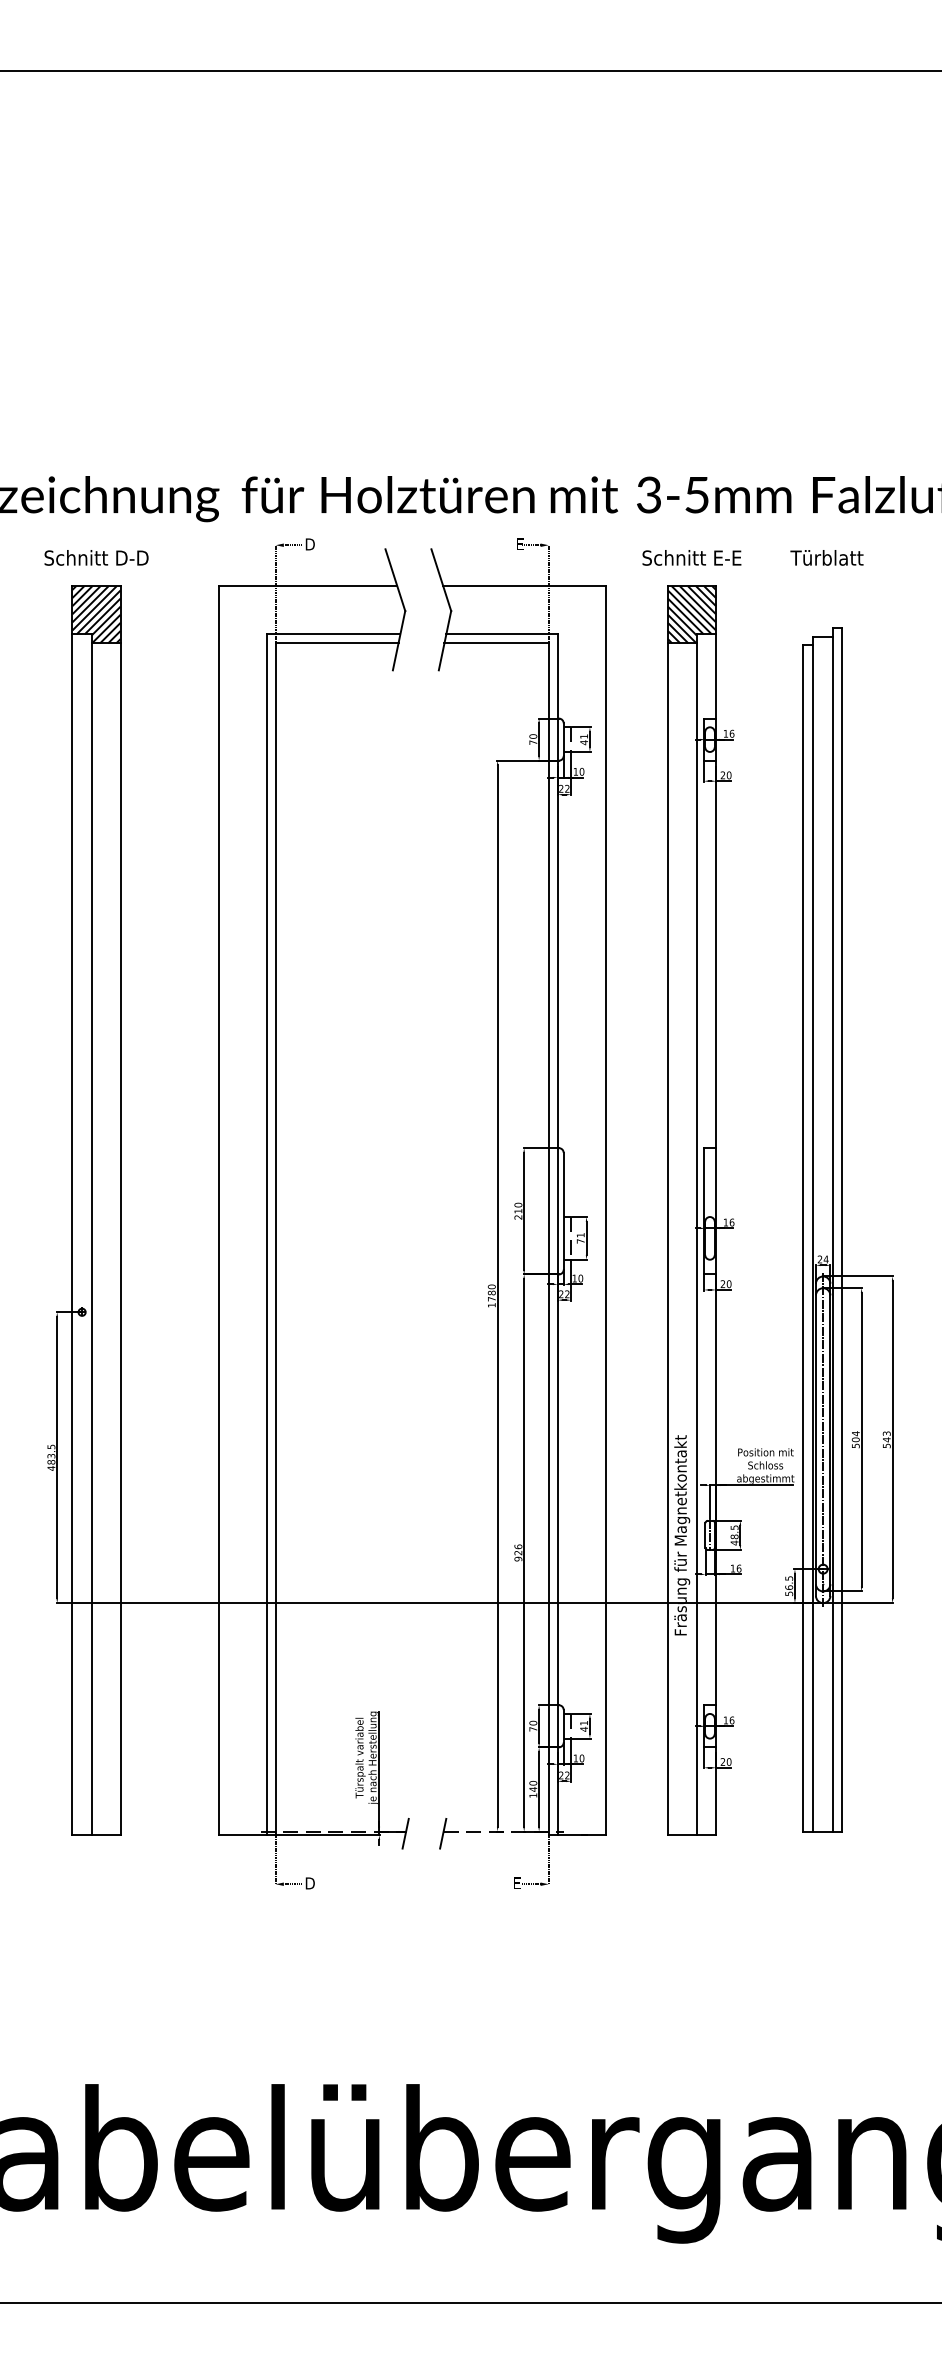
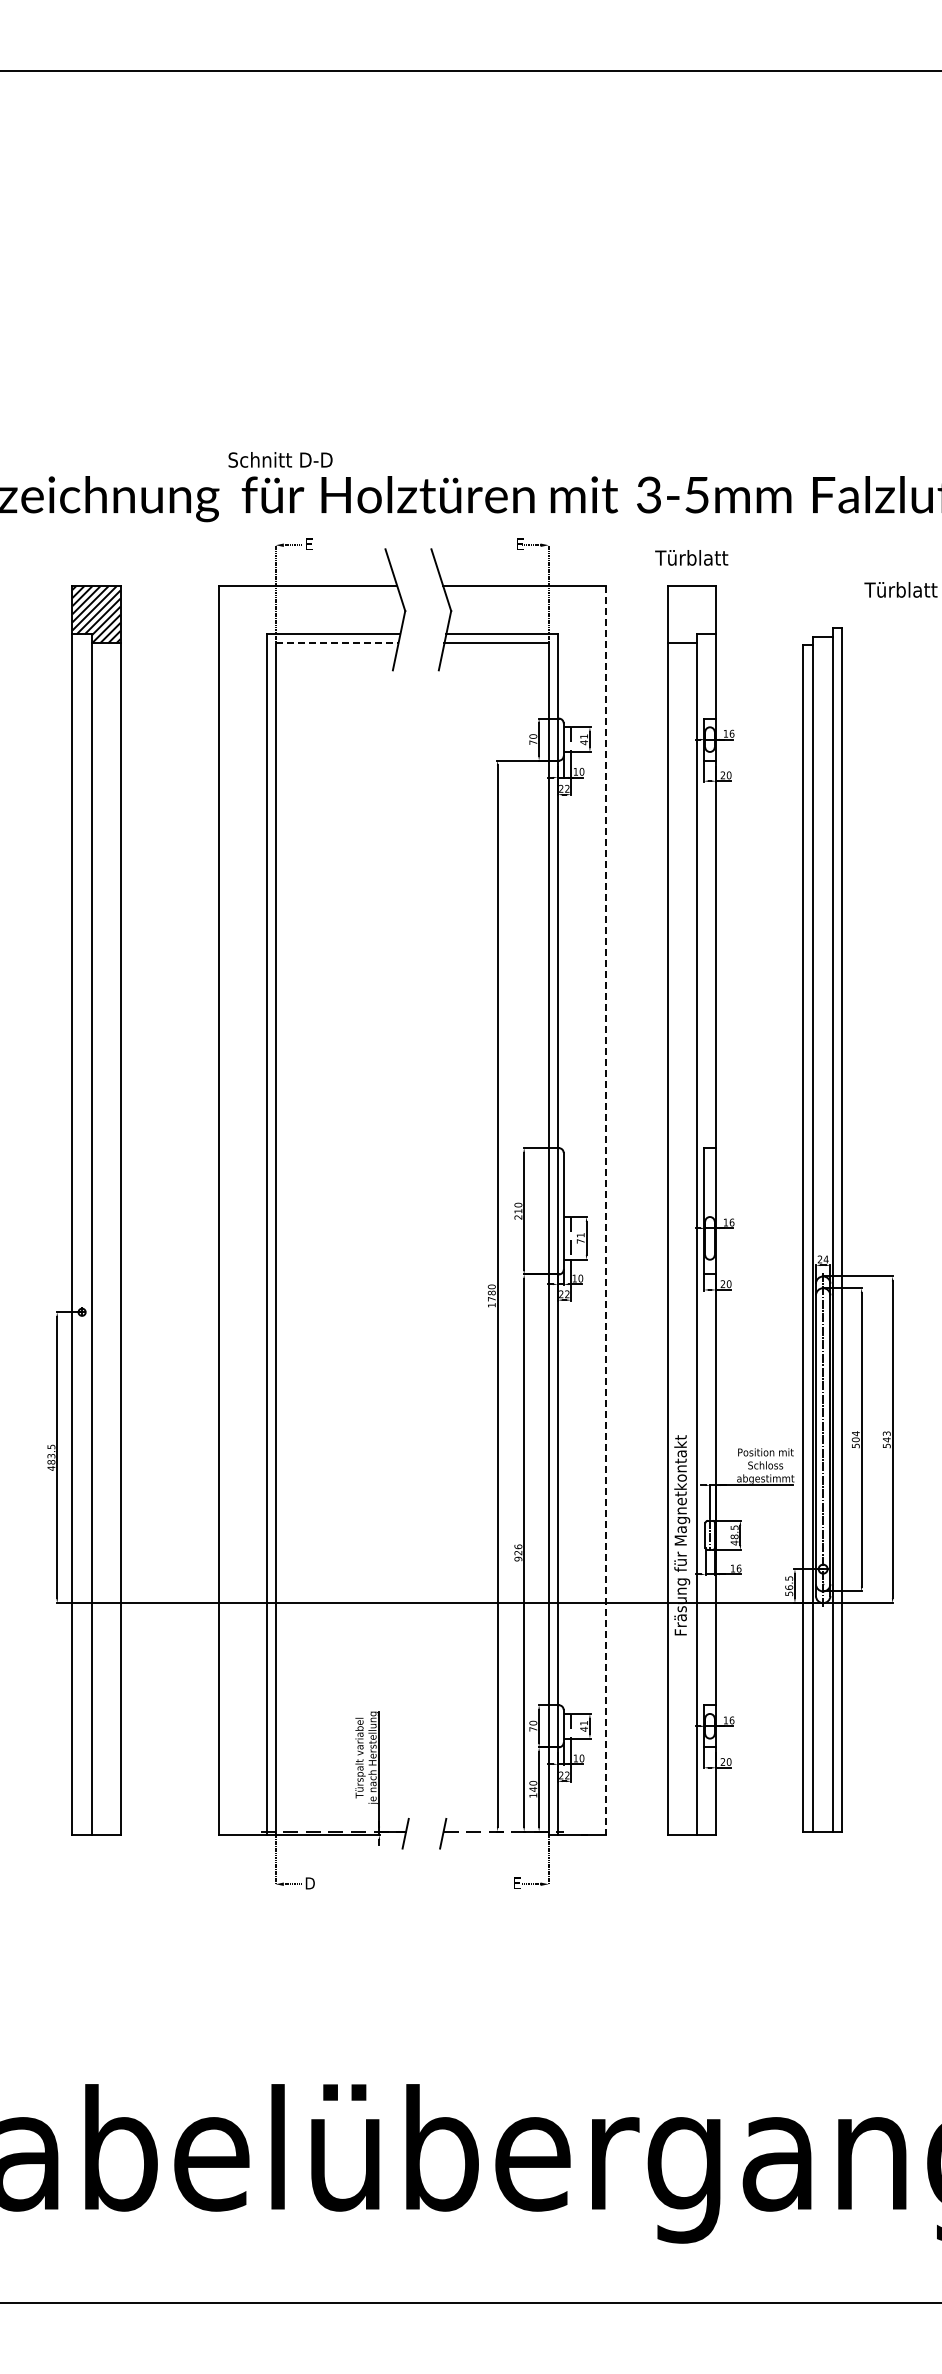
text: D -> E (309, 544)
text position: (96, 557) -> (280, 459) (280, 459)
text: Schnitt E-E -> Türblatt (691, 557)
text position: (826, 557) -> (900, 589) (900, 589)
hatch: present -> none (691, 614)
line: solid -> dashed (337, 643)
line: solid -> dashed (605, 1211)
